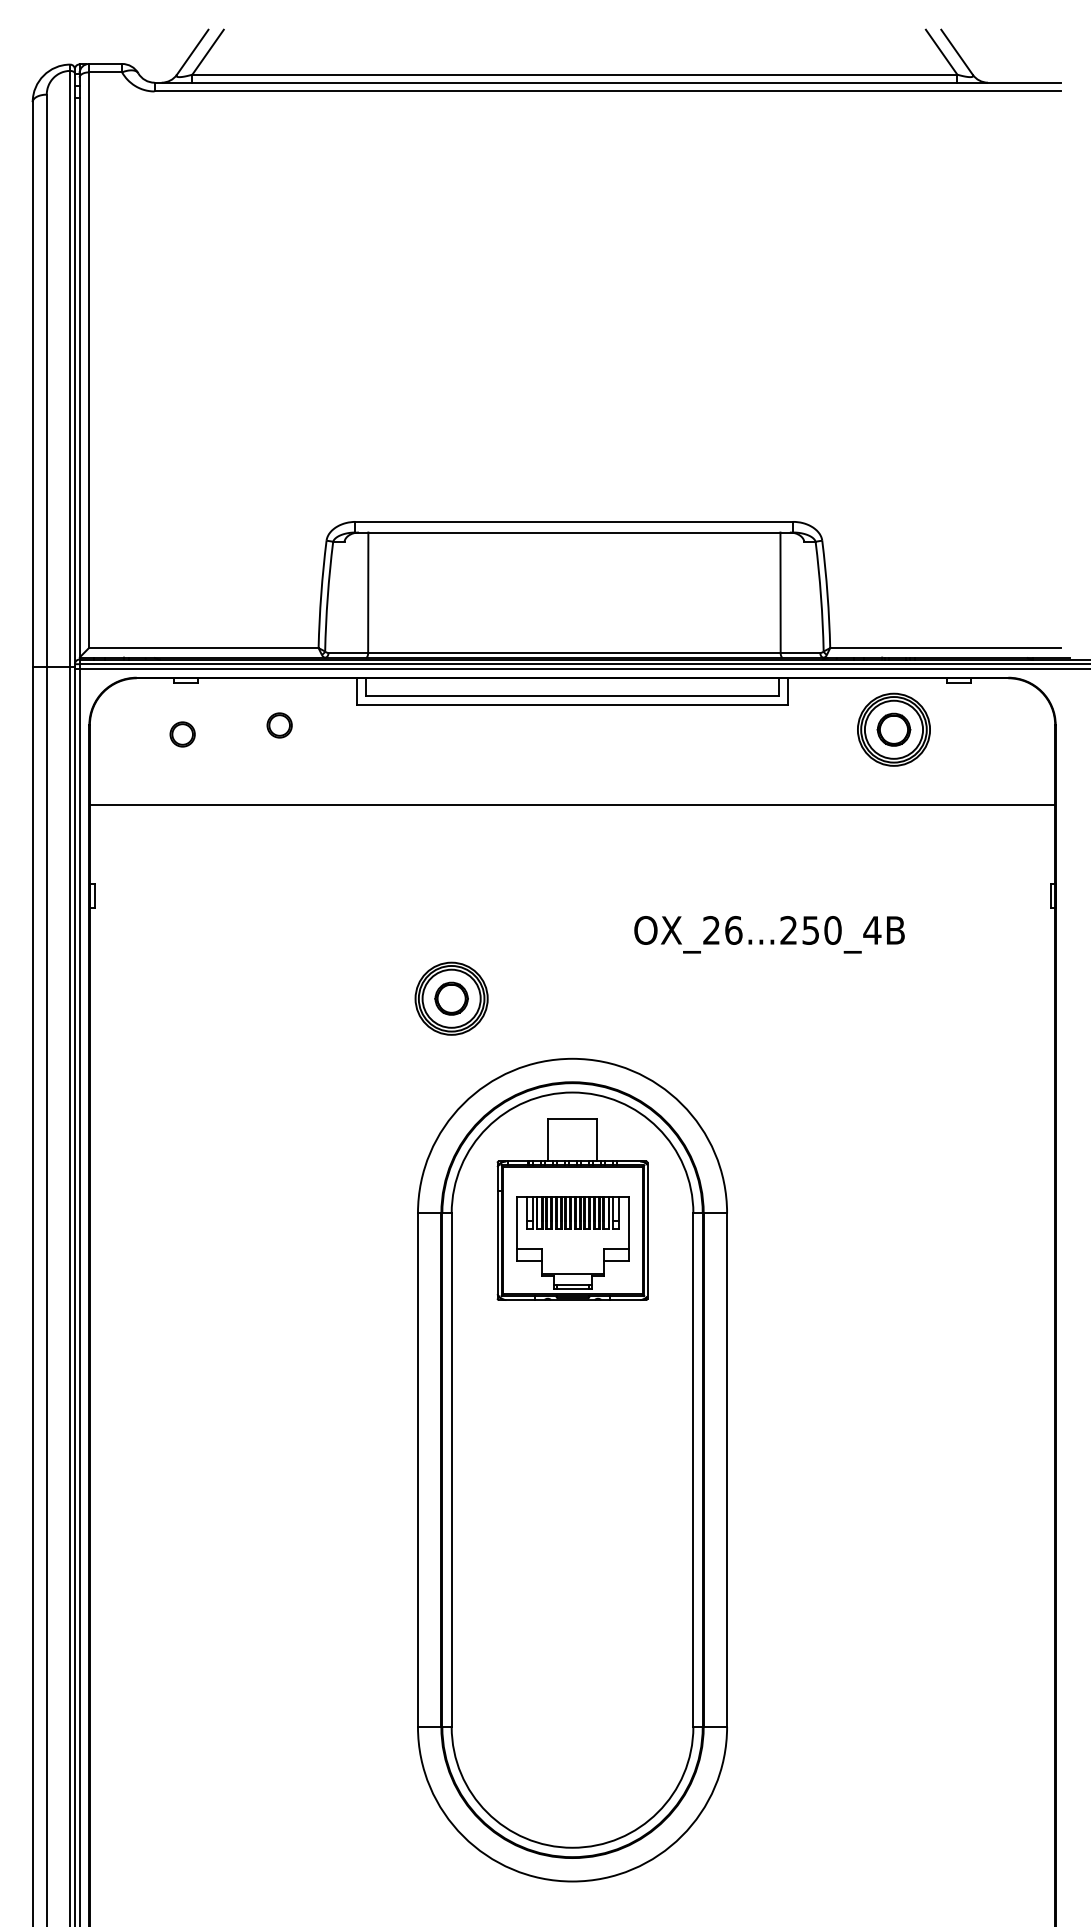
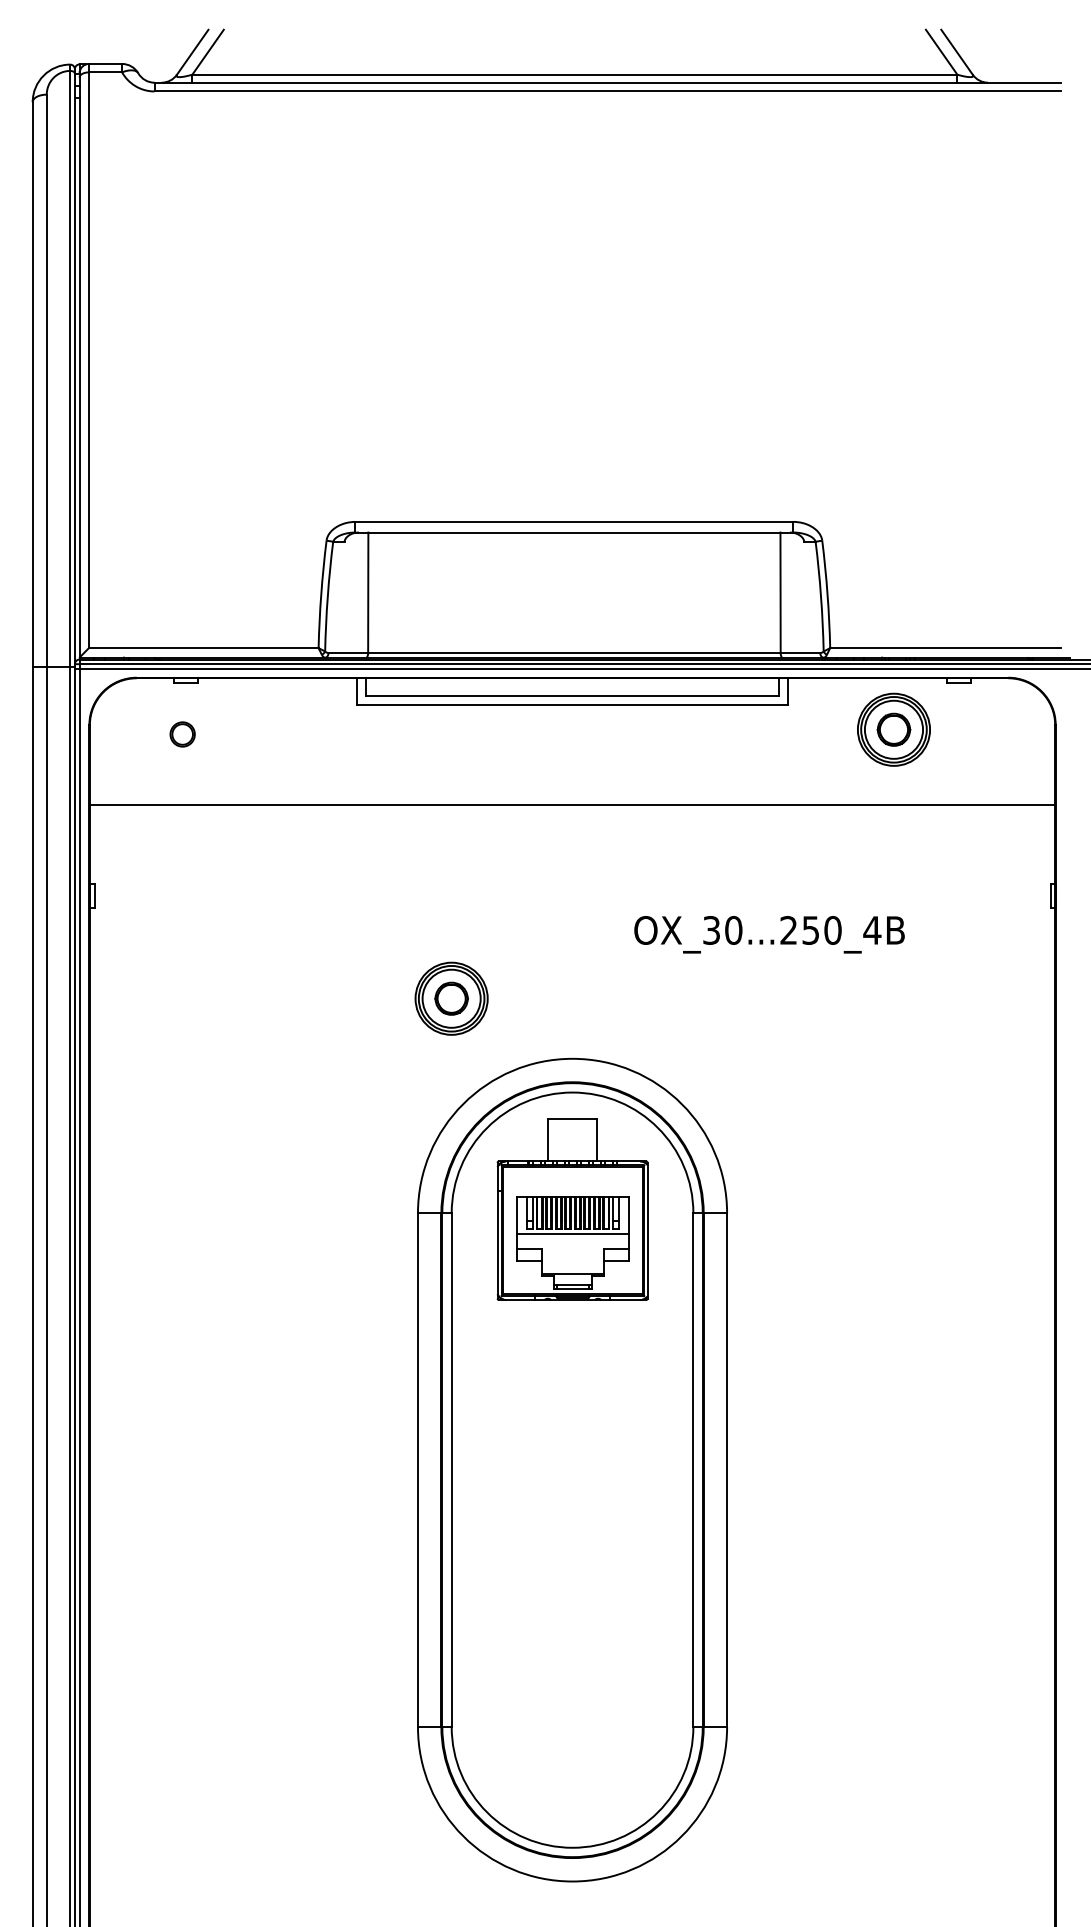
part: present -> none (279, 725)
text: OX_26...250_4B -> OX_30...250_4B (722, 930)
line: none -> present (572, 1233)
